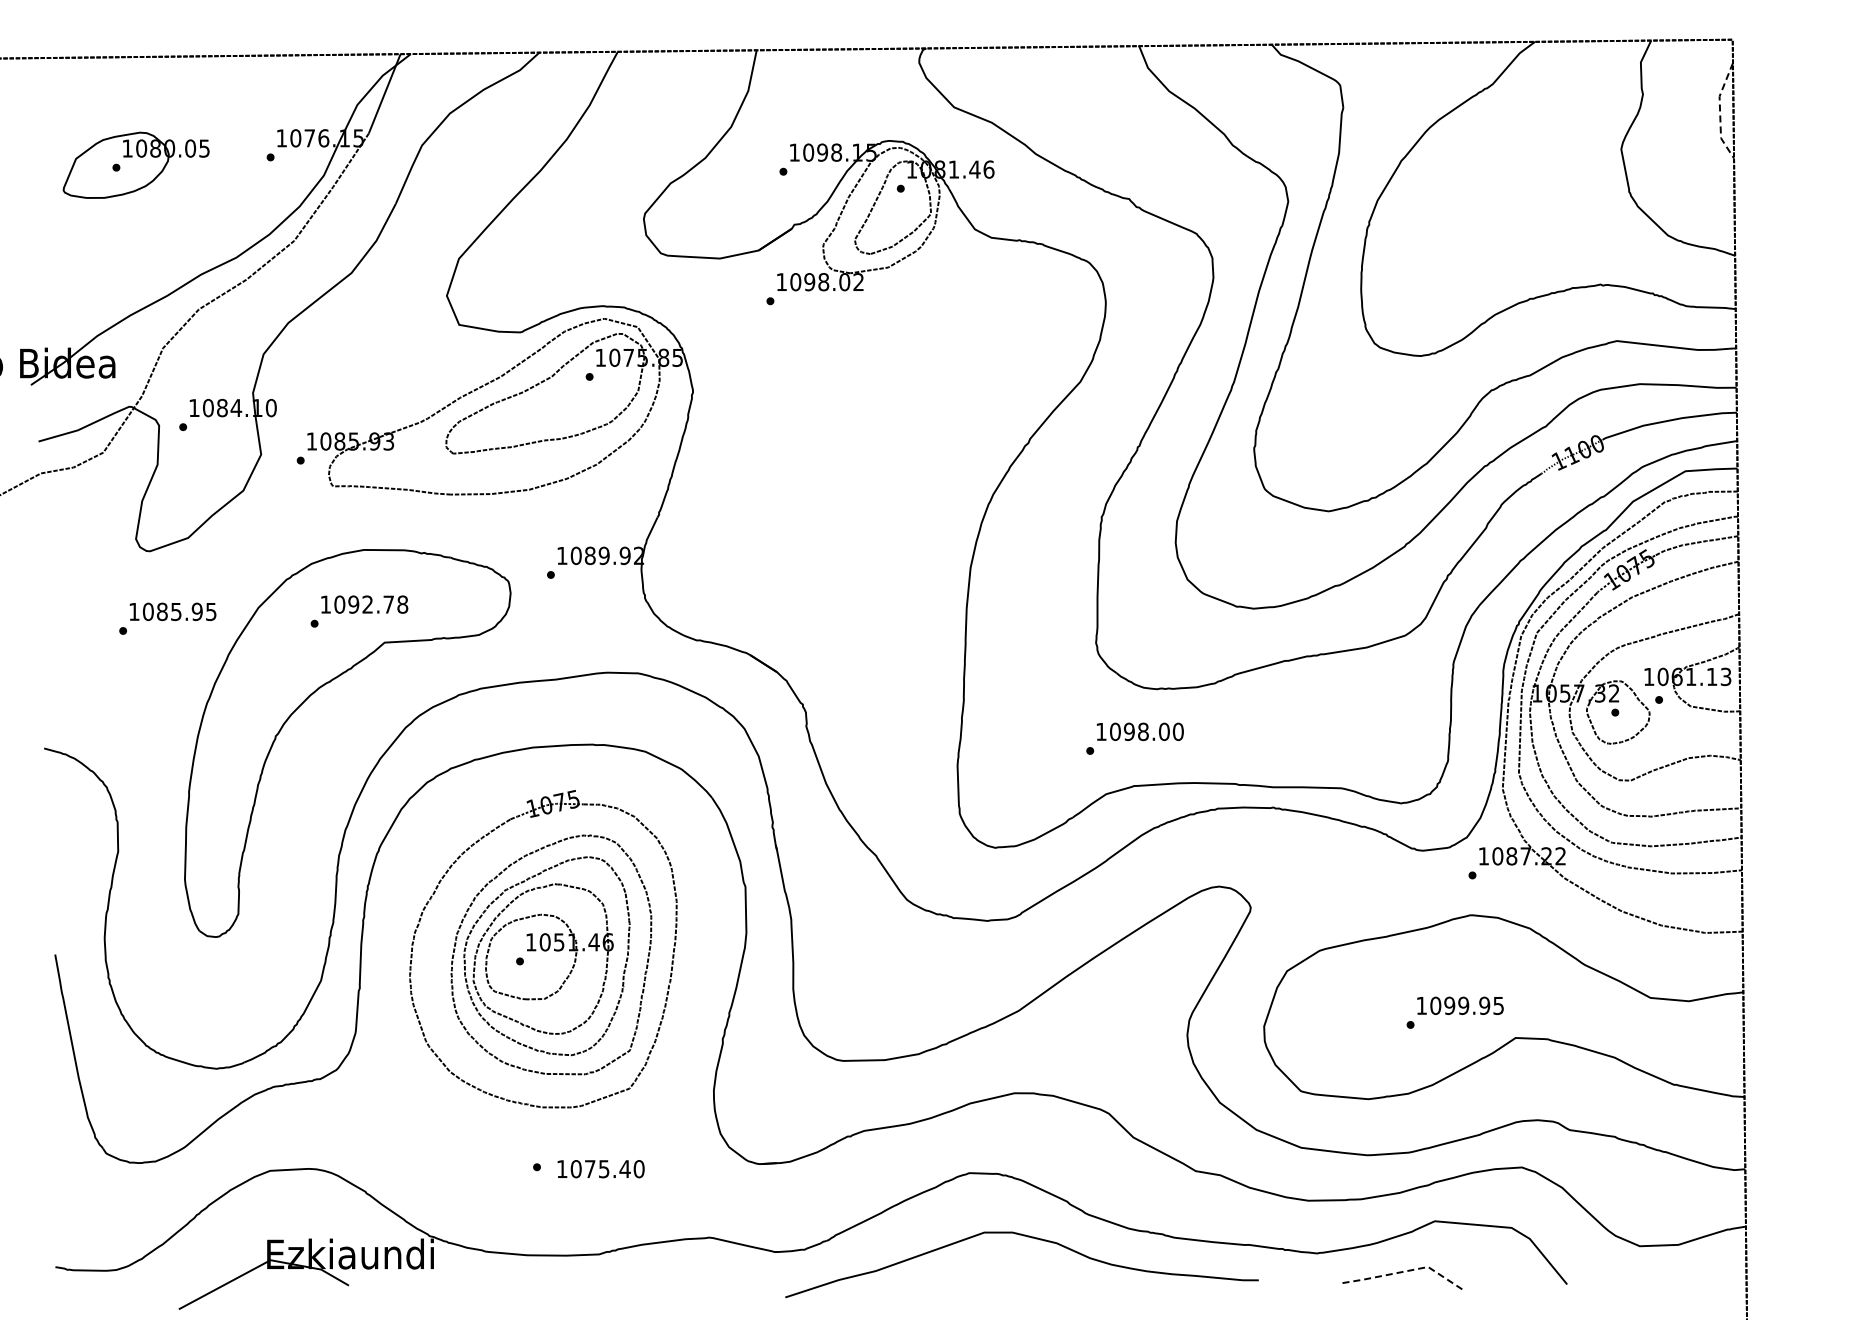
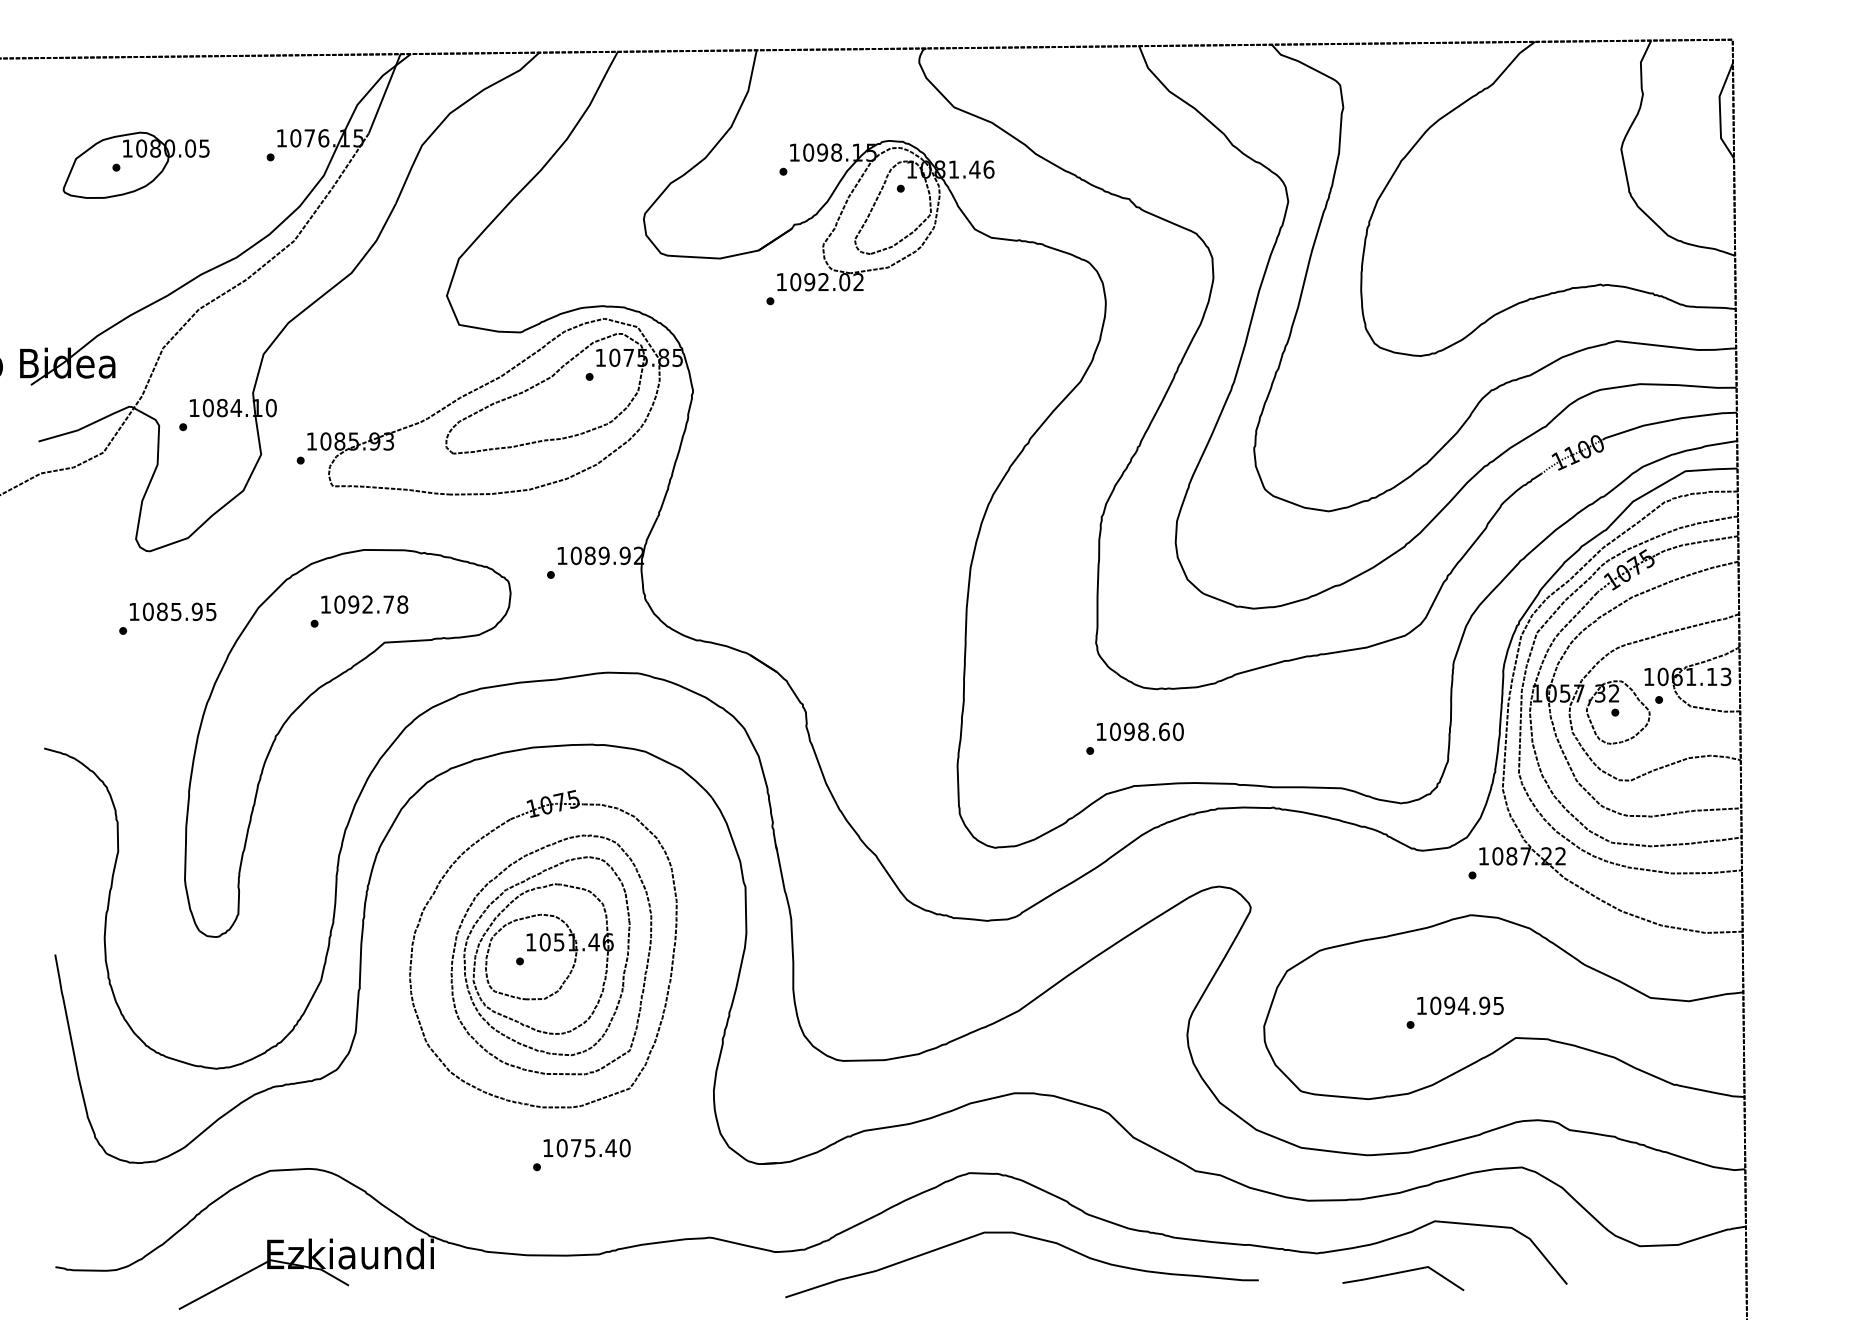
line: dashed -> solid (1720, 111)
text: 1098.02 -> 1092.02 (823, 282)
text: 1098.00 -> 1098.60 (1164, 731)
text: 1099.95 -> 1094.95 (1463, 1005)
text position: (600, 1169) -> (586, 1148) (586, 1148)
line: dashed -> solid (1406, 1271)
